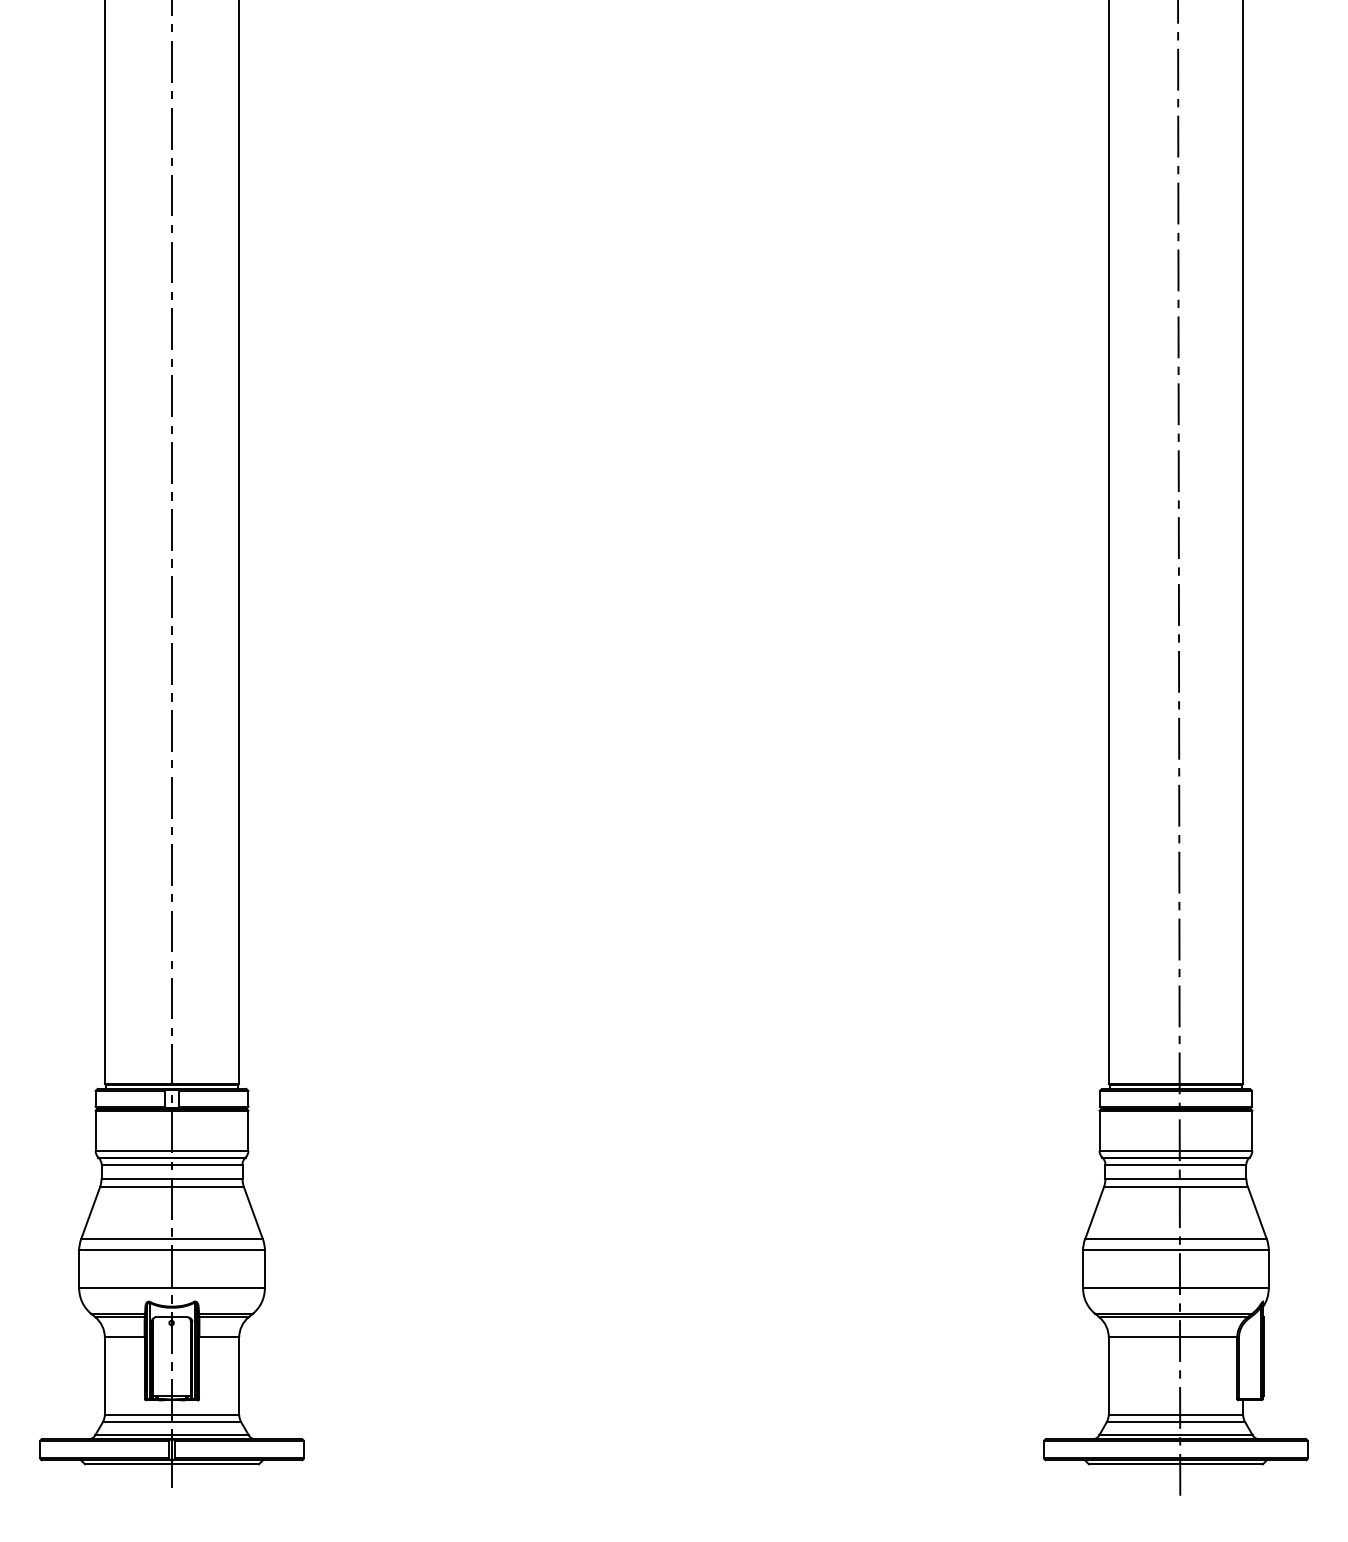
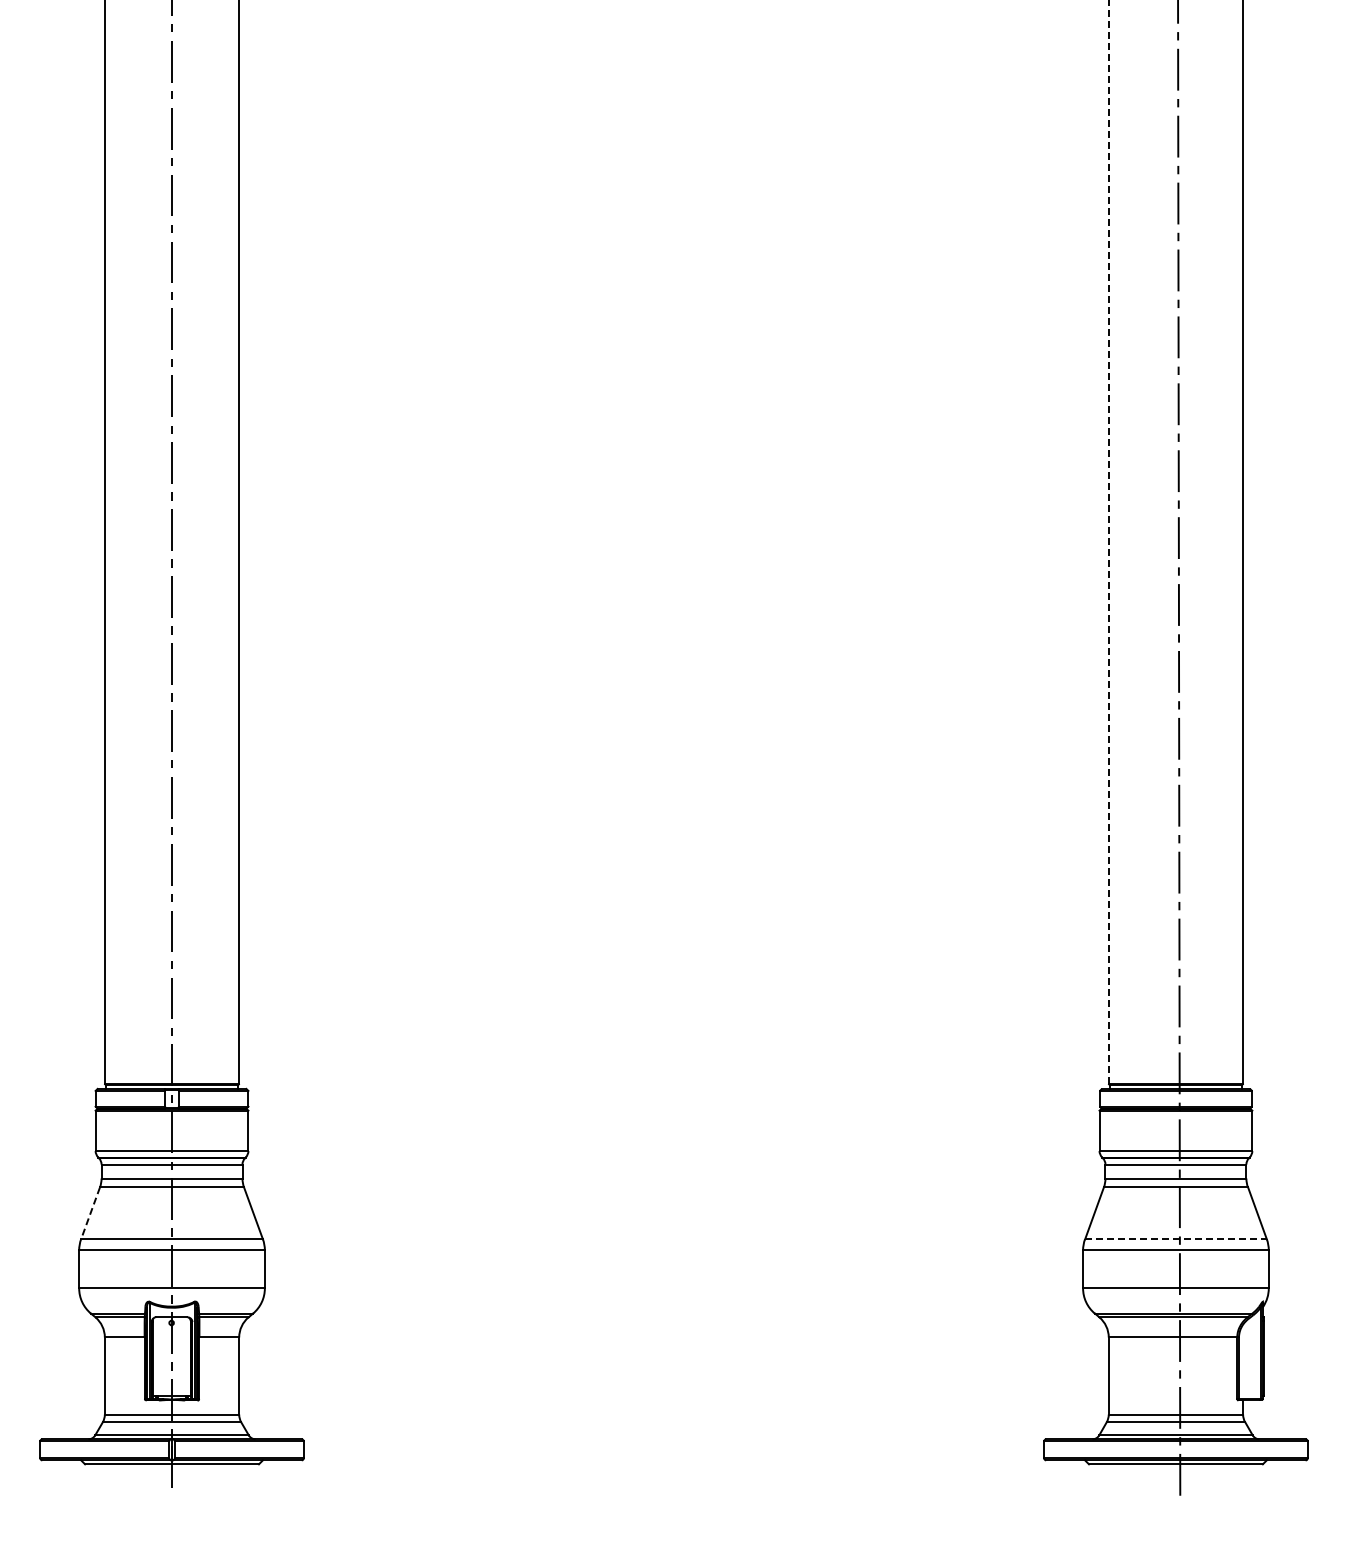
line: solid -> dashed (1109, 542)
line: solid -> dashed (90, 1213)
line: solid -> dashed (1176, 1239)
